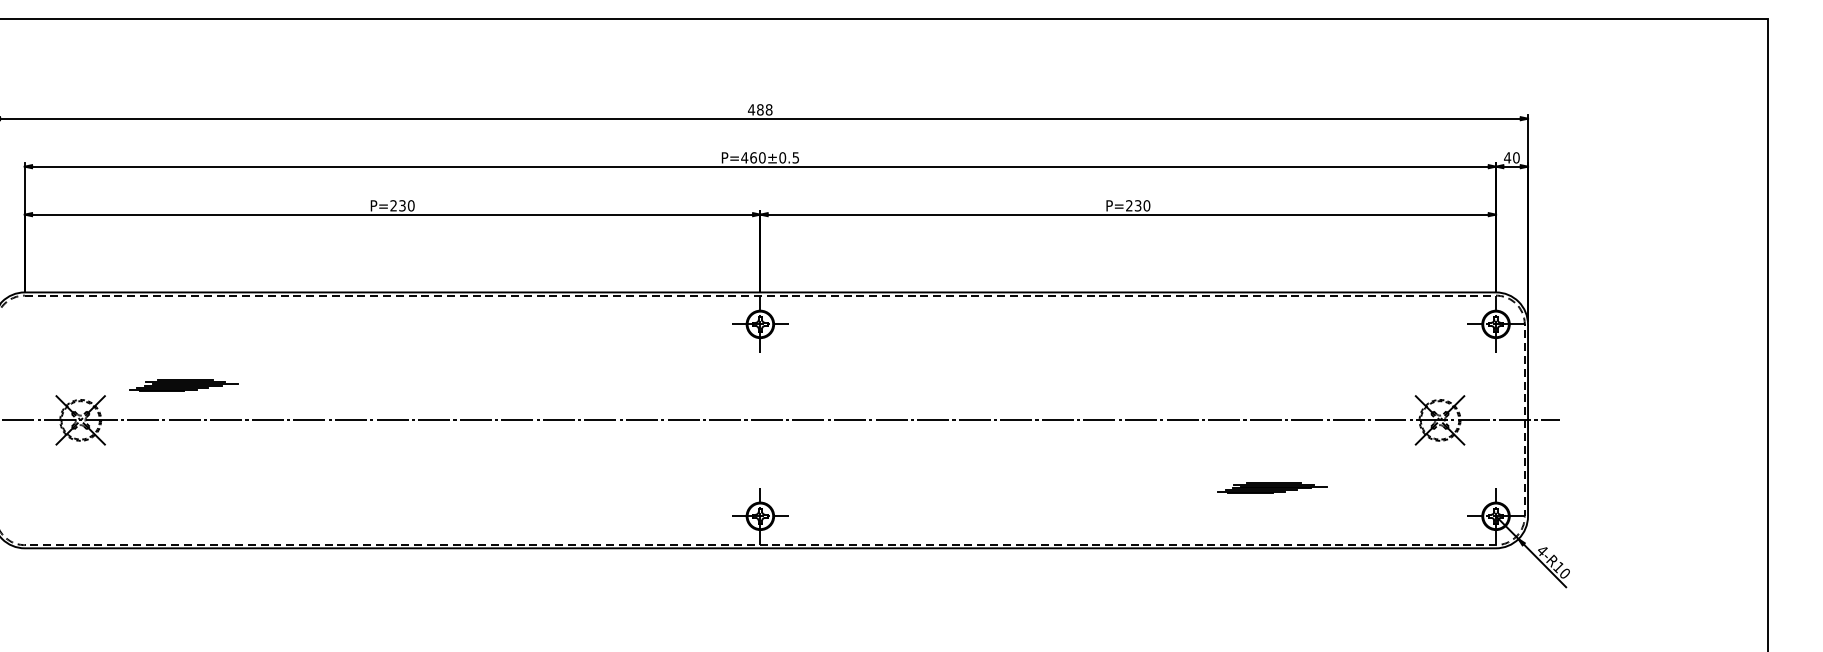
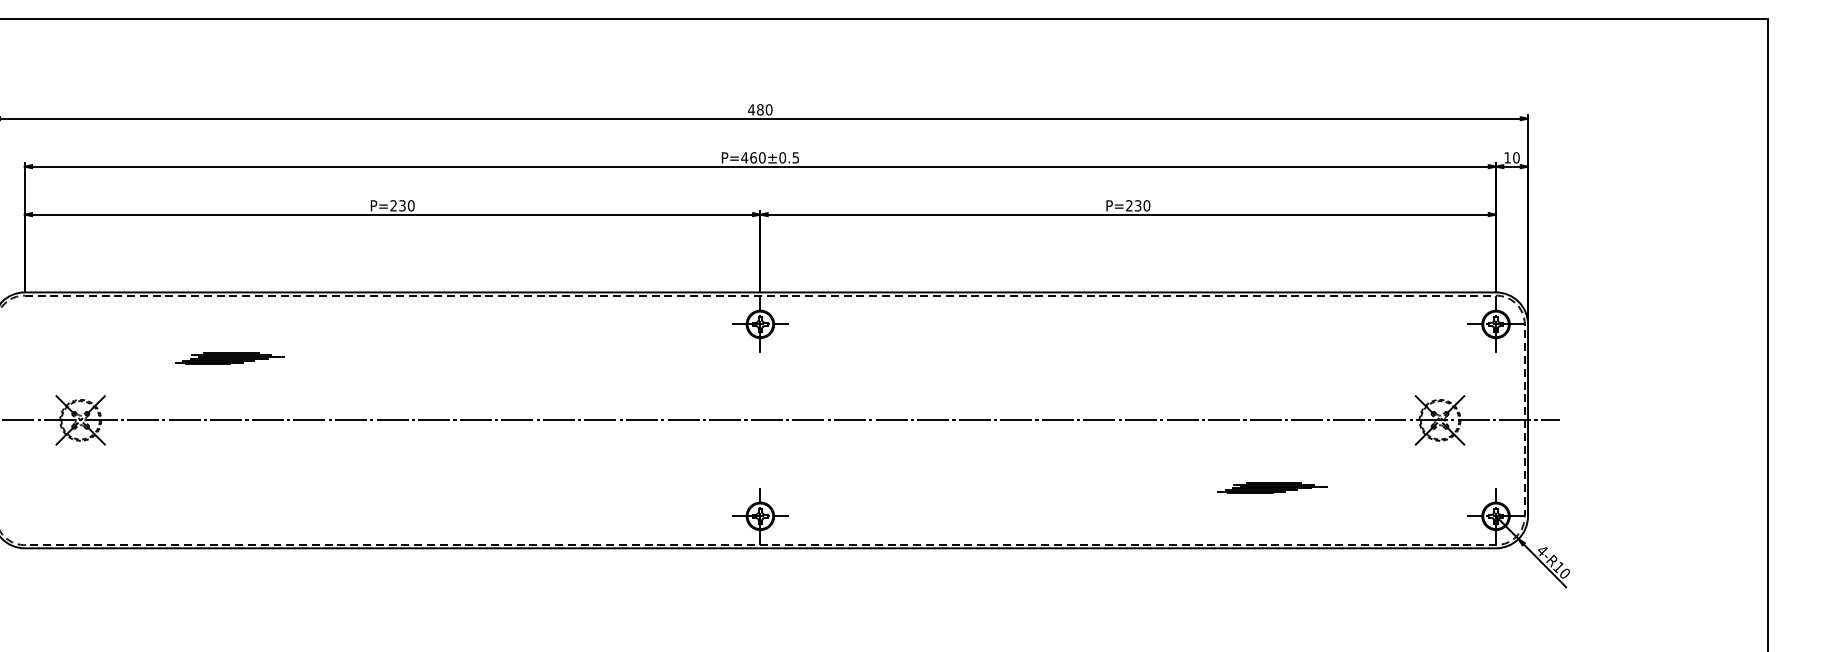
text: 488 -> 480 (768, 109)
text: 40 -> 10 (1507, 157)
part position: (183, 385) -> (229, 358) (229, 358)
